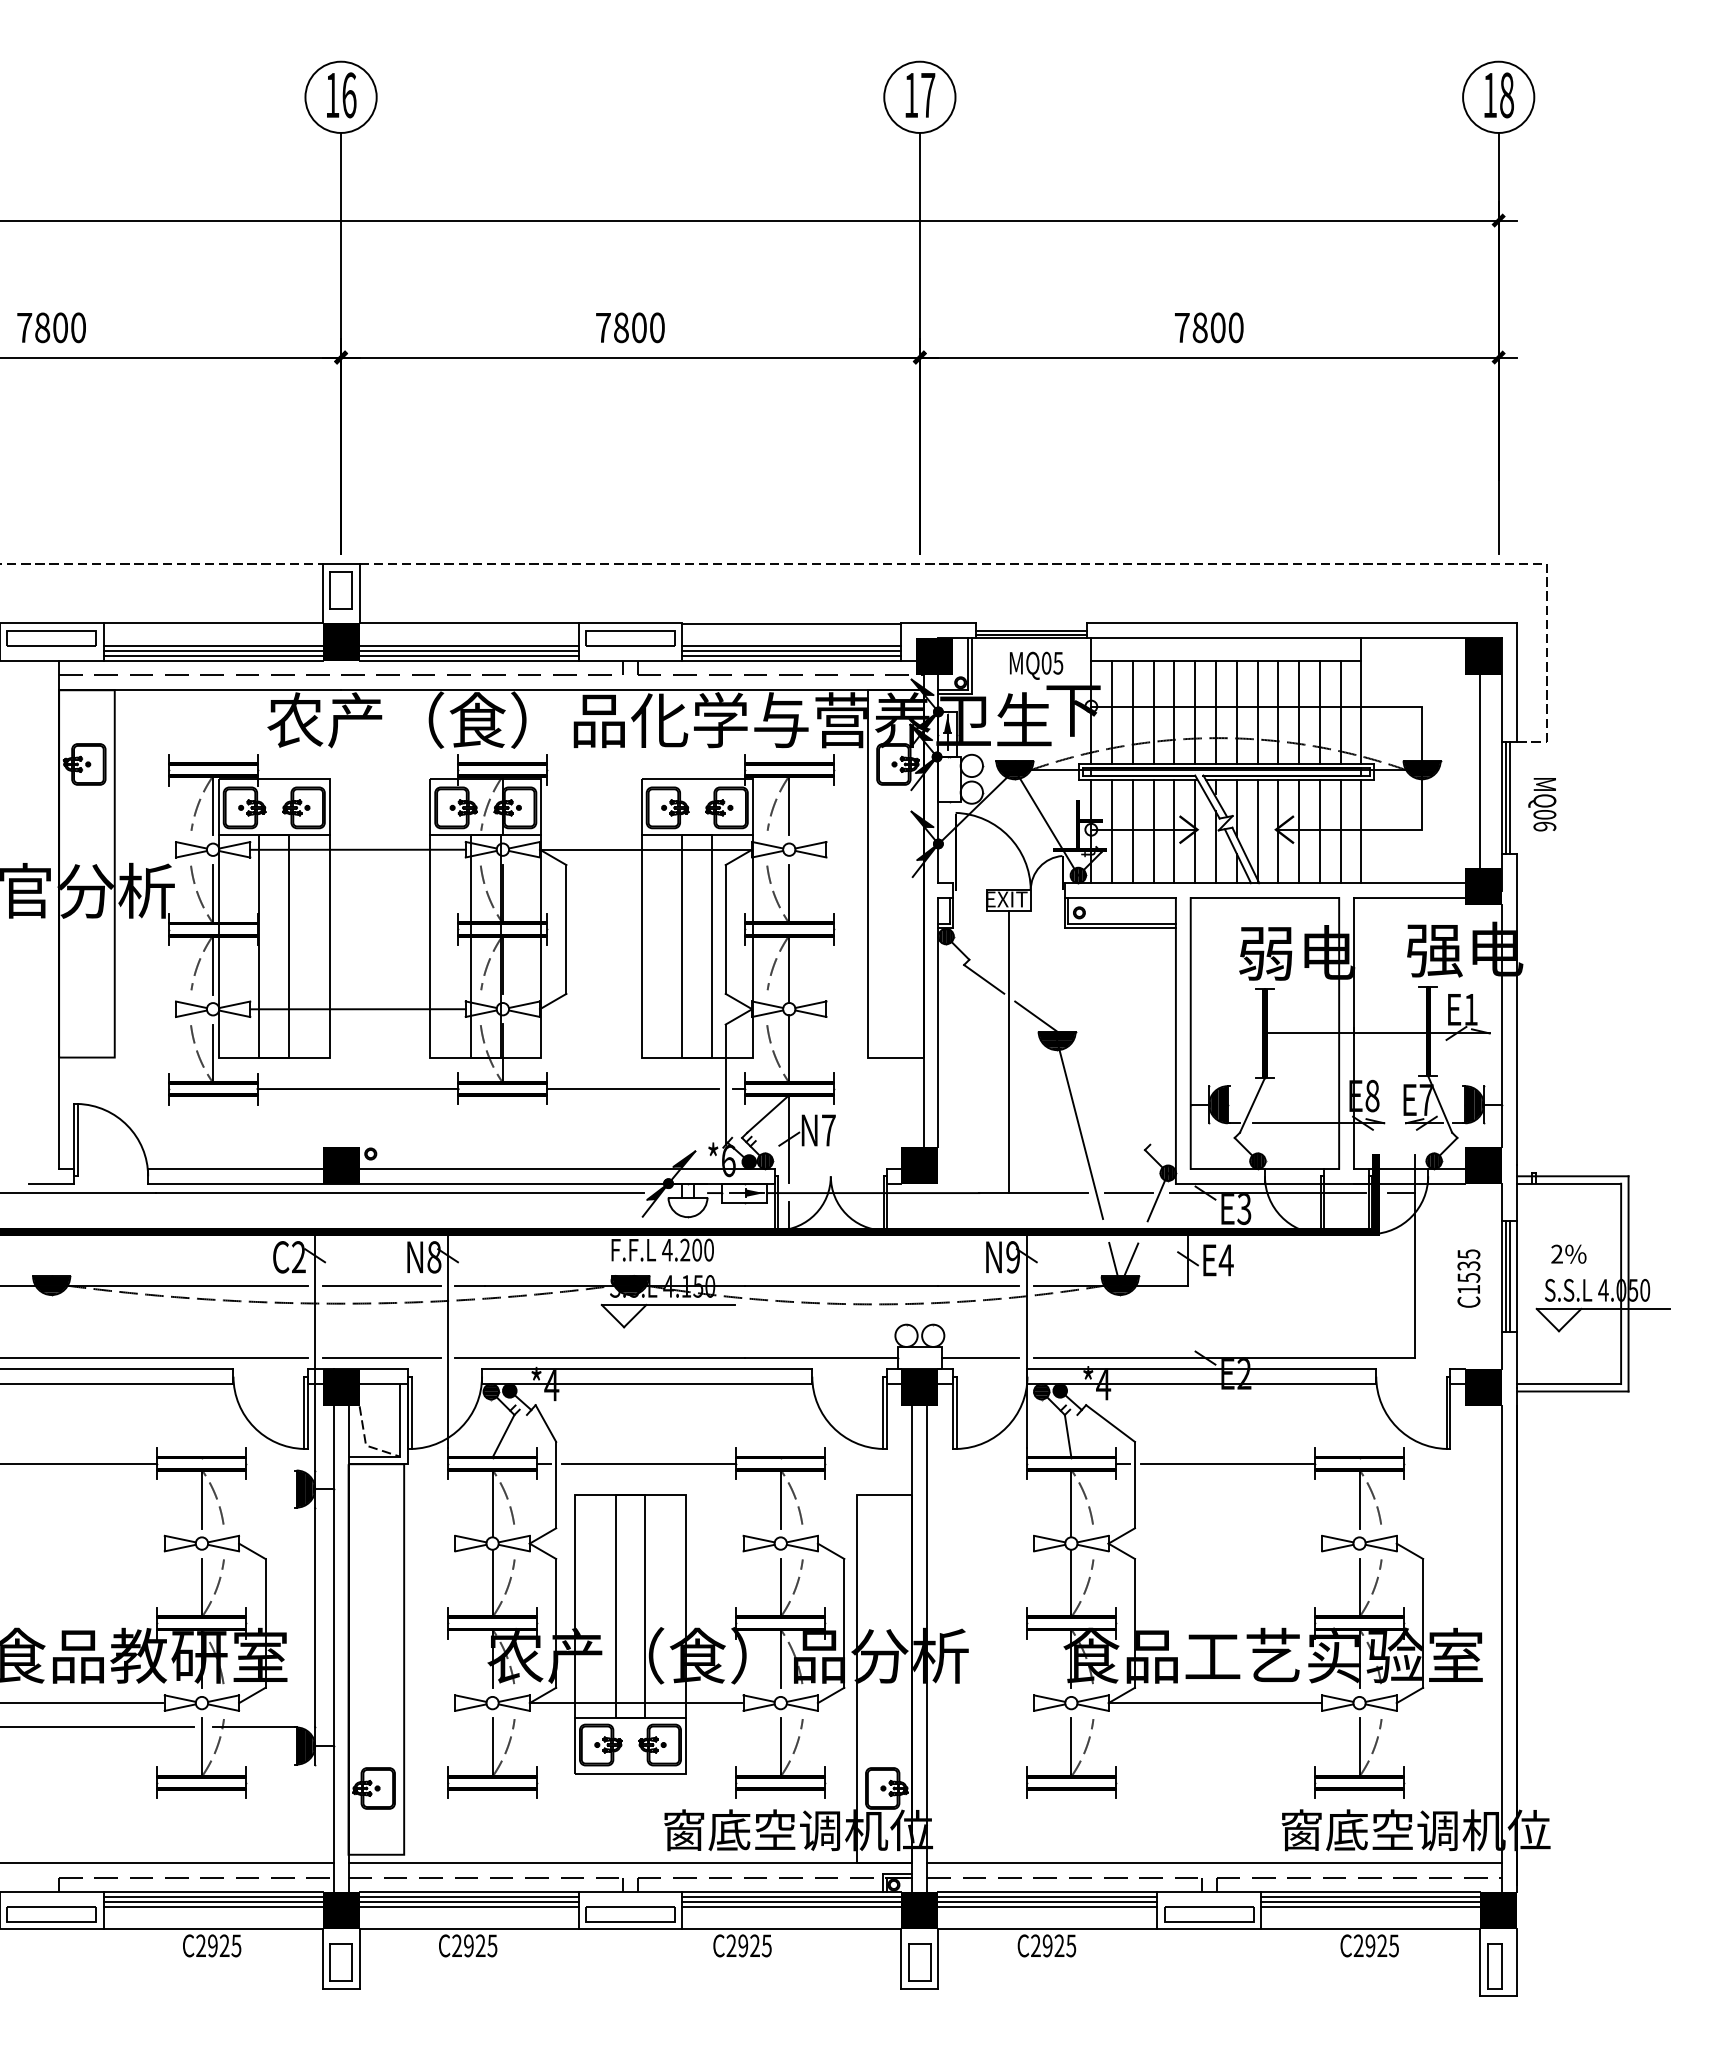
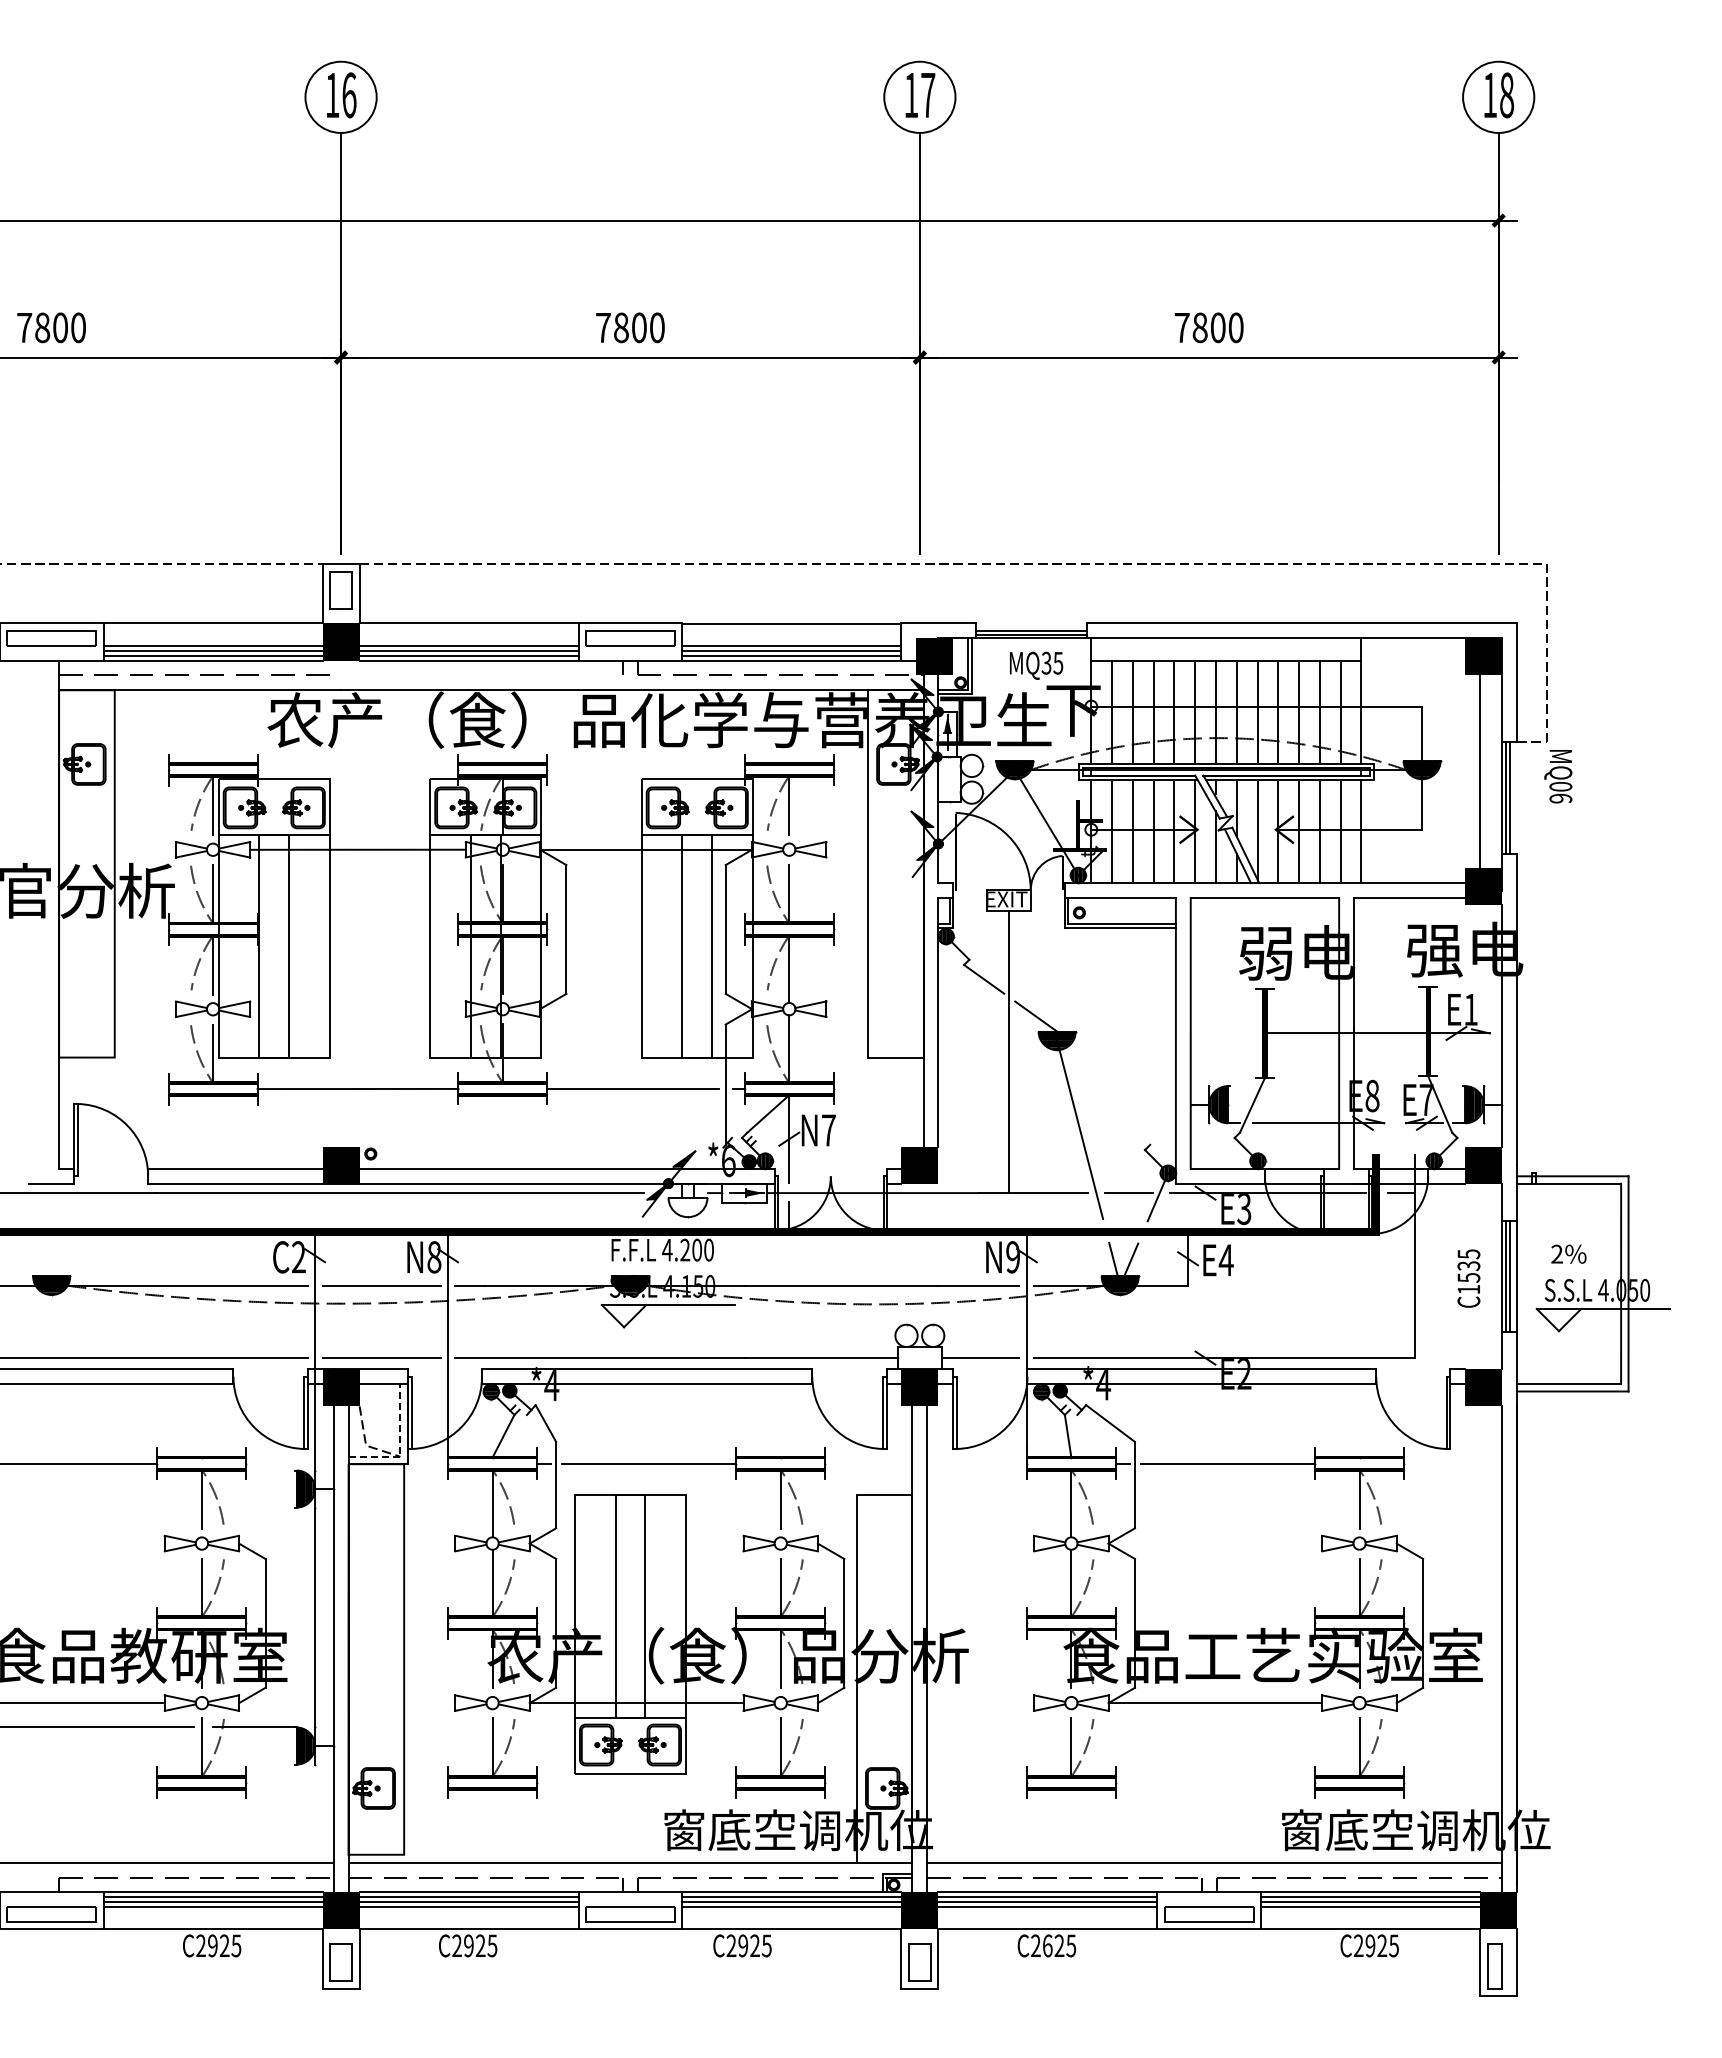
text: MQ05 -> MQ35 (1046, 663)
line: present -> none (470, 674)
text position: (1542, 804) -> (1558, 776) (1558, 776)
line: present -> none (357, 1009)
line: solid -> dashed (400, 1446)
text: C2925 -> C2625 (1047, 1945)
